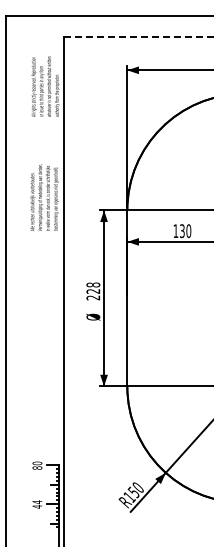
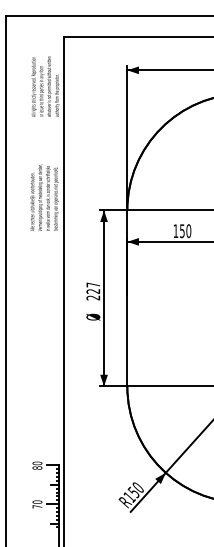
line: dashed -> solid (139, 36)
text: 130 -> 150 (182, 230)
text: 228 -> 227 (93, 284)
text: 44 -> 70 (37, 504)
